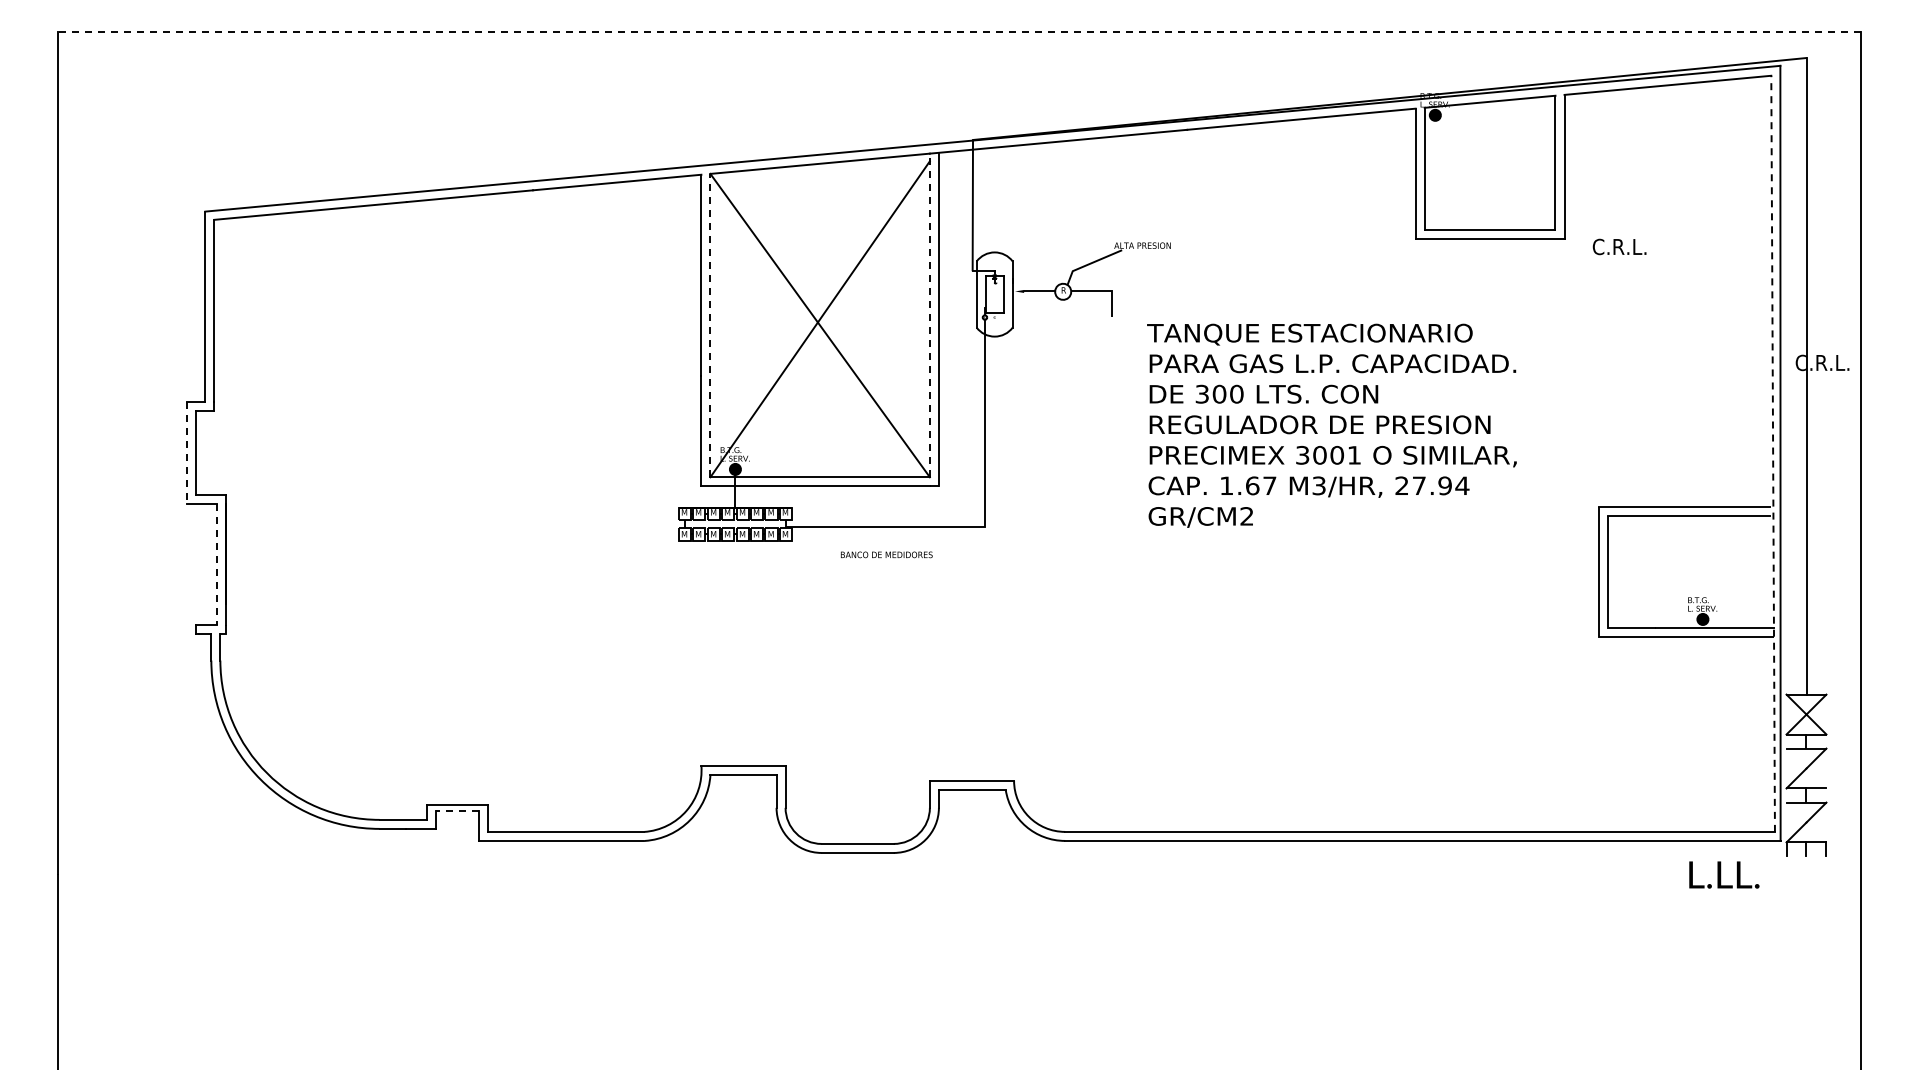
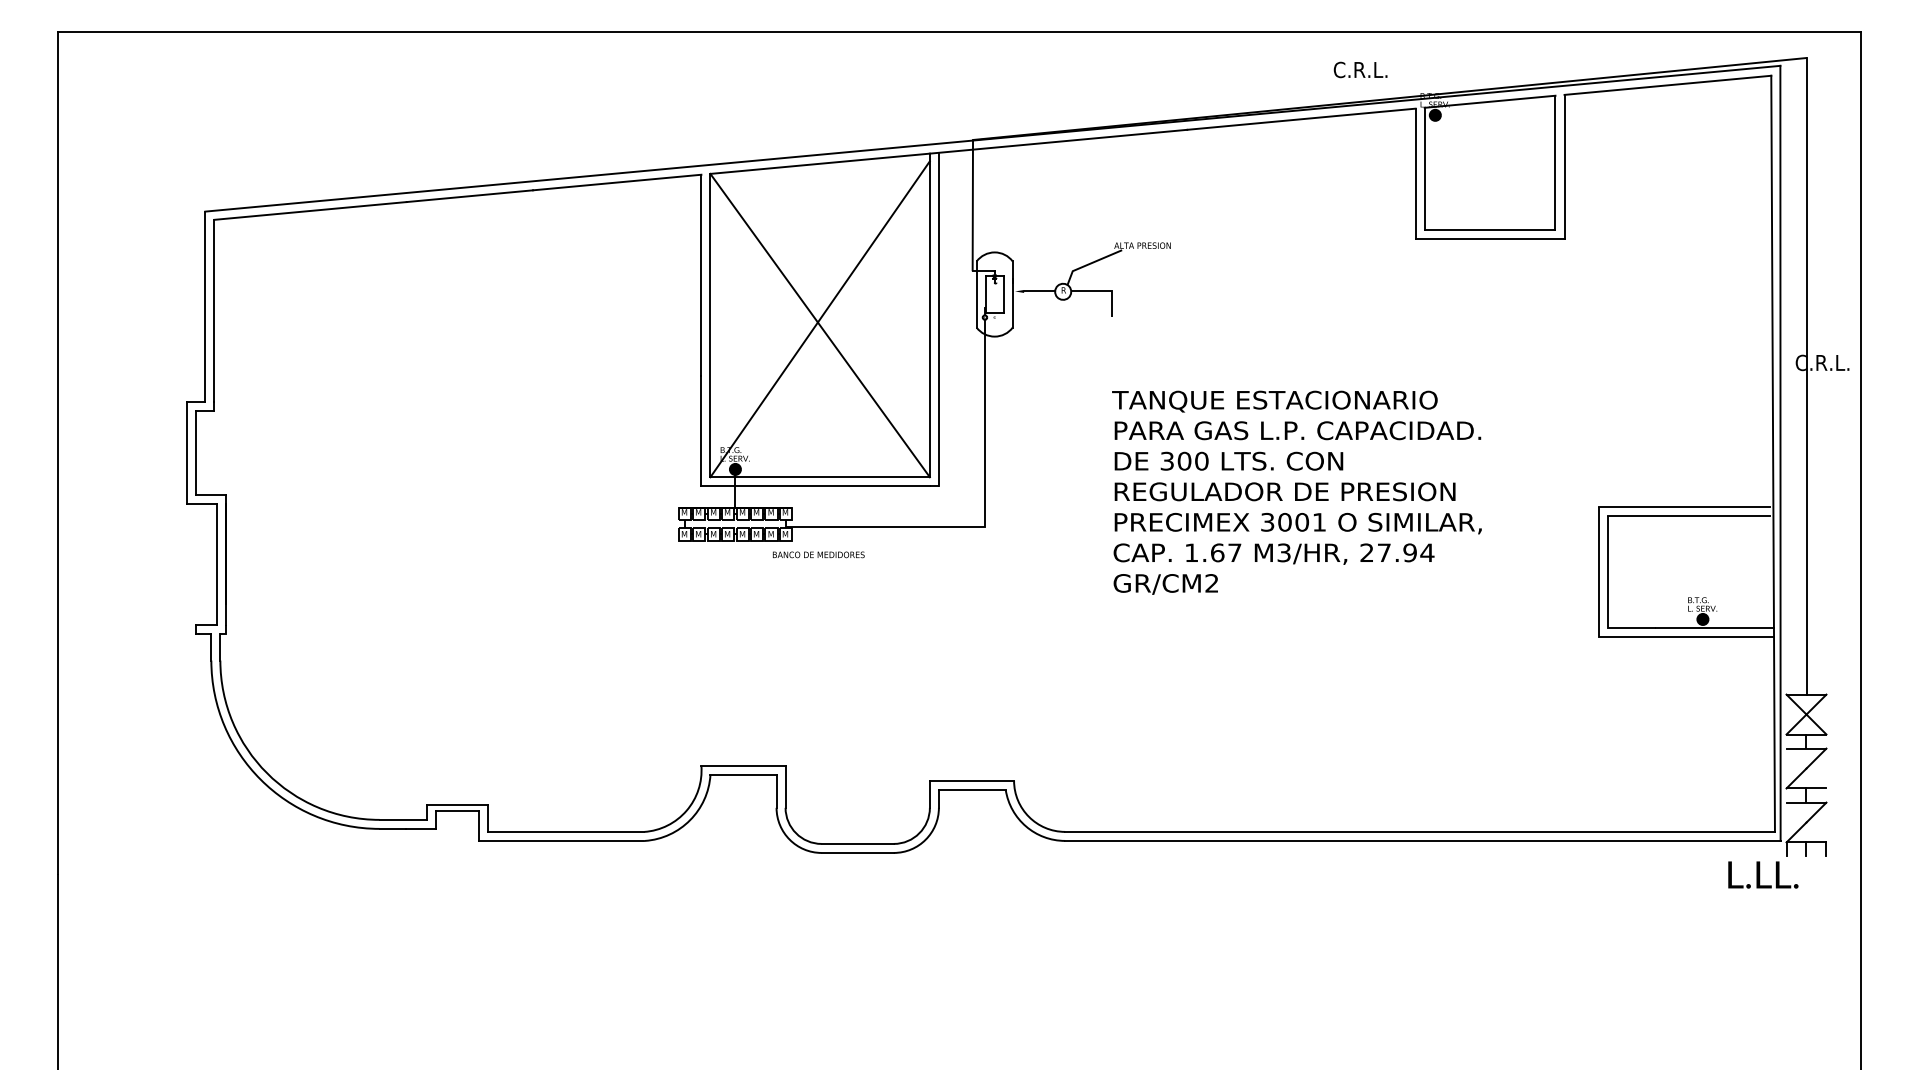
line: dashed -> solid (959, 31)
text position: (1619, 246) -> (1360, 69) (1360, 69)
line: dashed -> solid (929, 315)
line: dashed -> solid (710, 325)
text position: (1331, 425) -> (1296, 492) (1296, 492)
line: dashed -> solid (187, 453)
line: dashed -> solid (1773, 453)
text position: (886, 554) -> (818, 554) (818, 554)
line: dashed -> solid (217, 565)
line: dashed -> solid (456, 810)
text position: (1724, 874) -> (1763, 874) (1763, 874)
